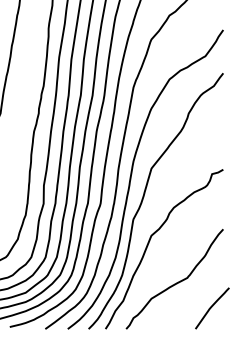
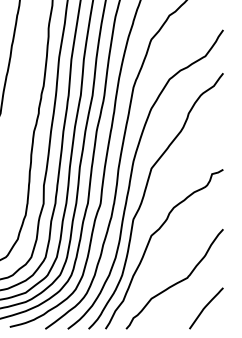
curve position: (212, 307) -> (206, 307) (206, 307)
